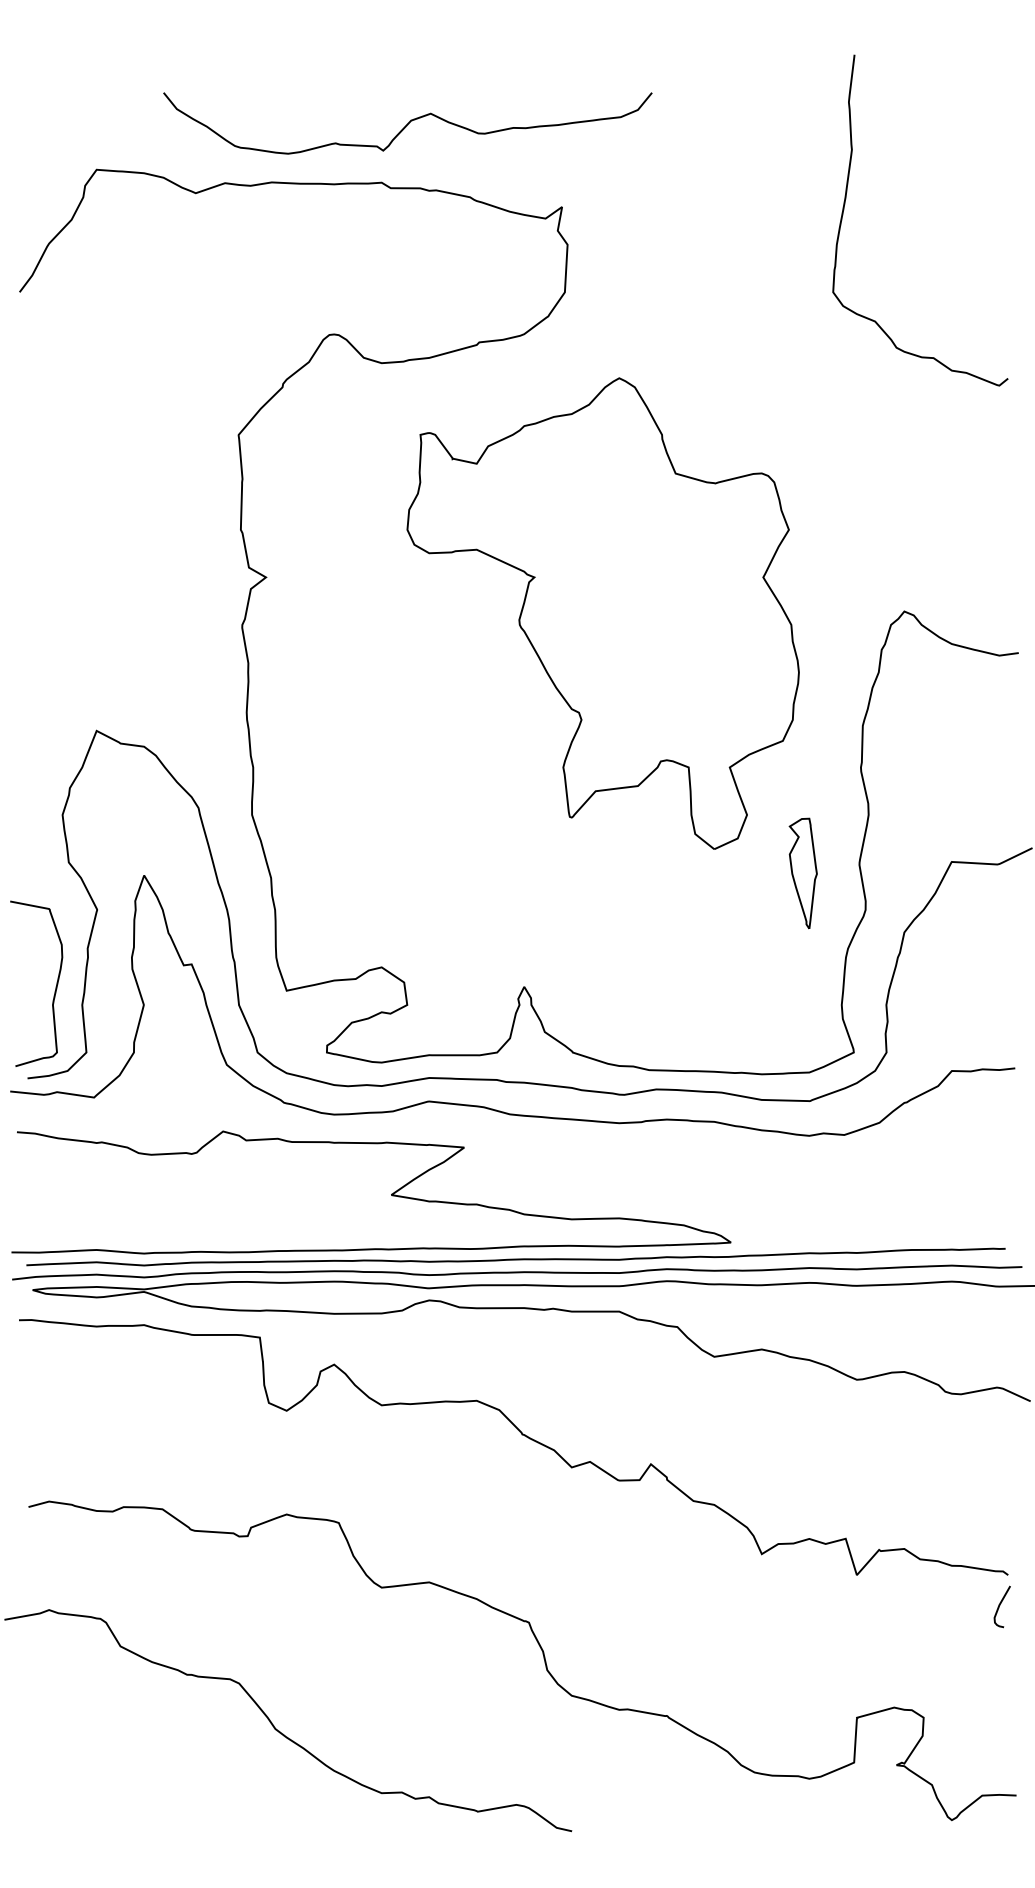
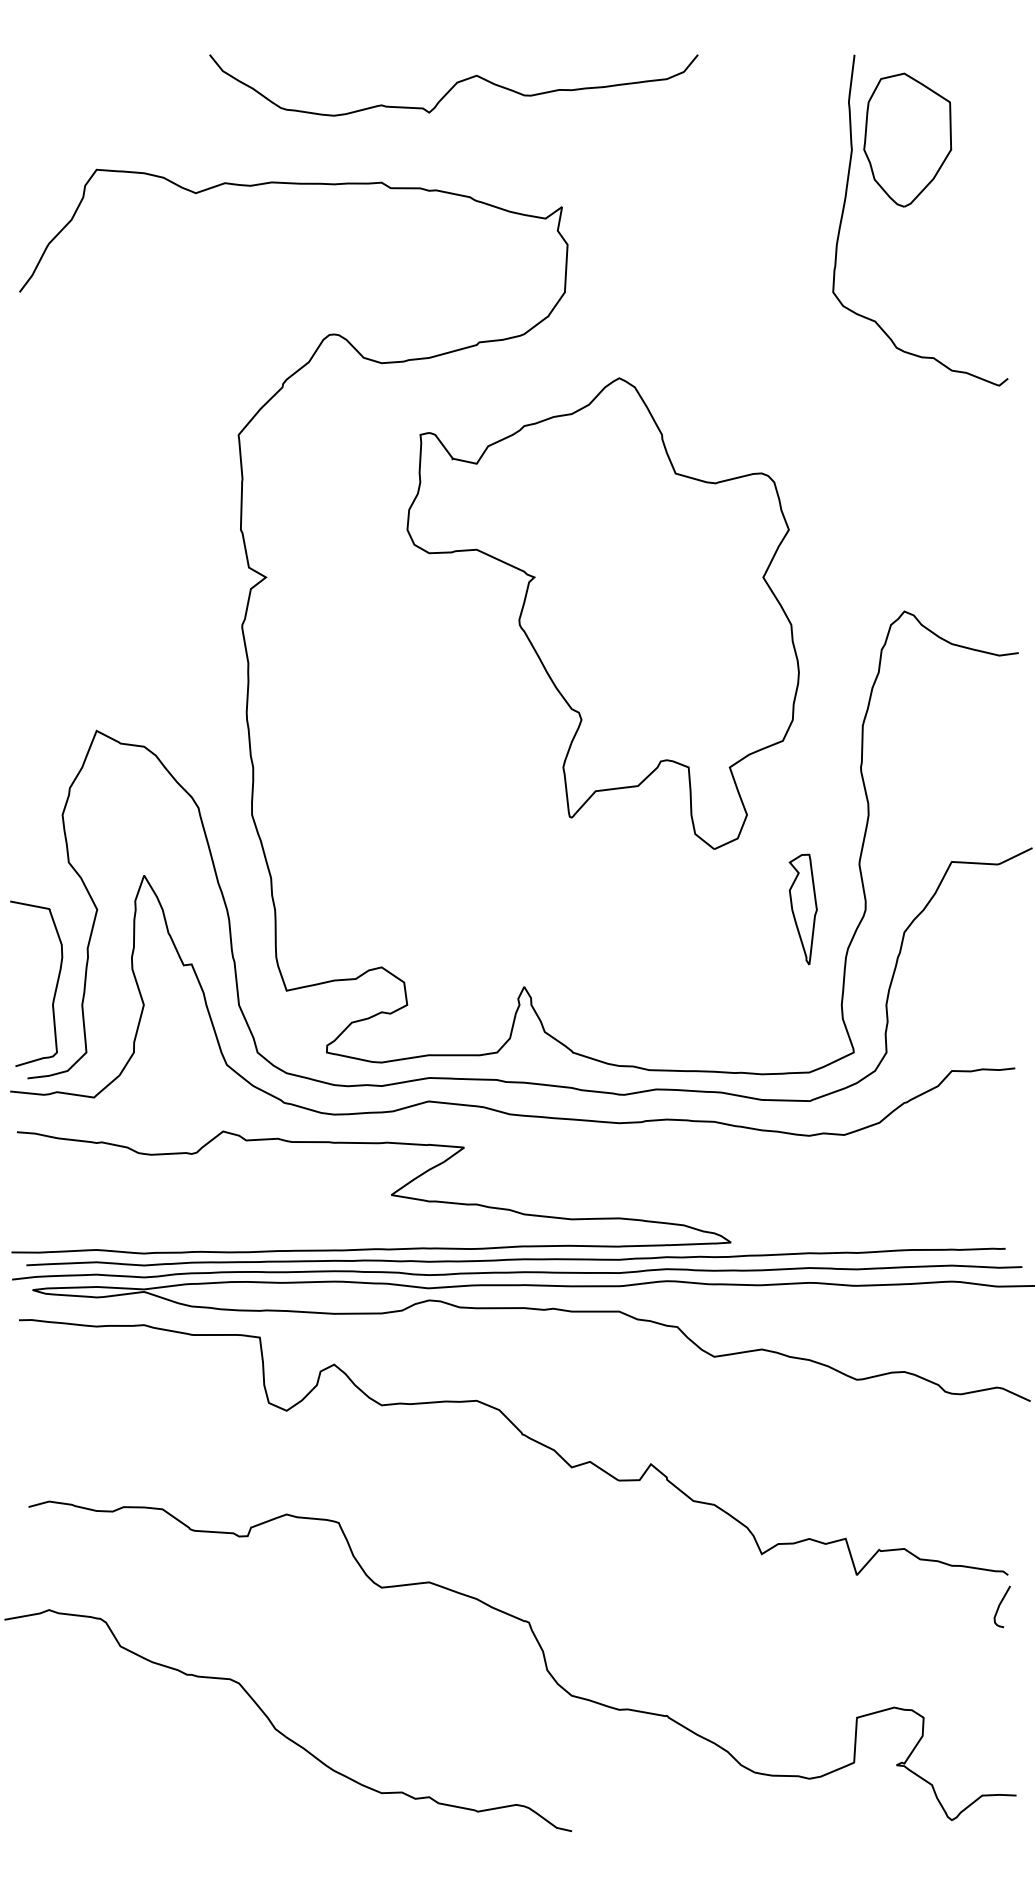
curve position: (407, 123) -> (453, 85) (453, 85)
part: none -> present (907, 139)
part position: (802, 873) -> (802, 909) (802, 909)
